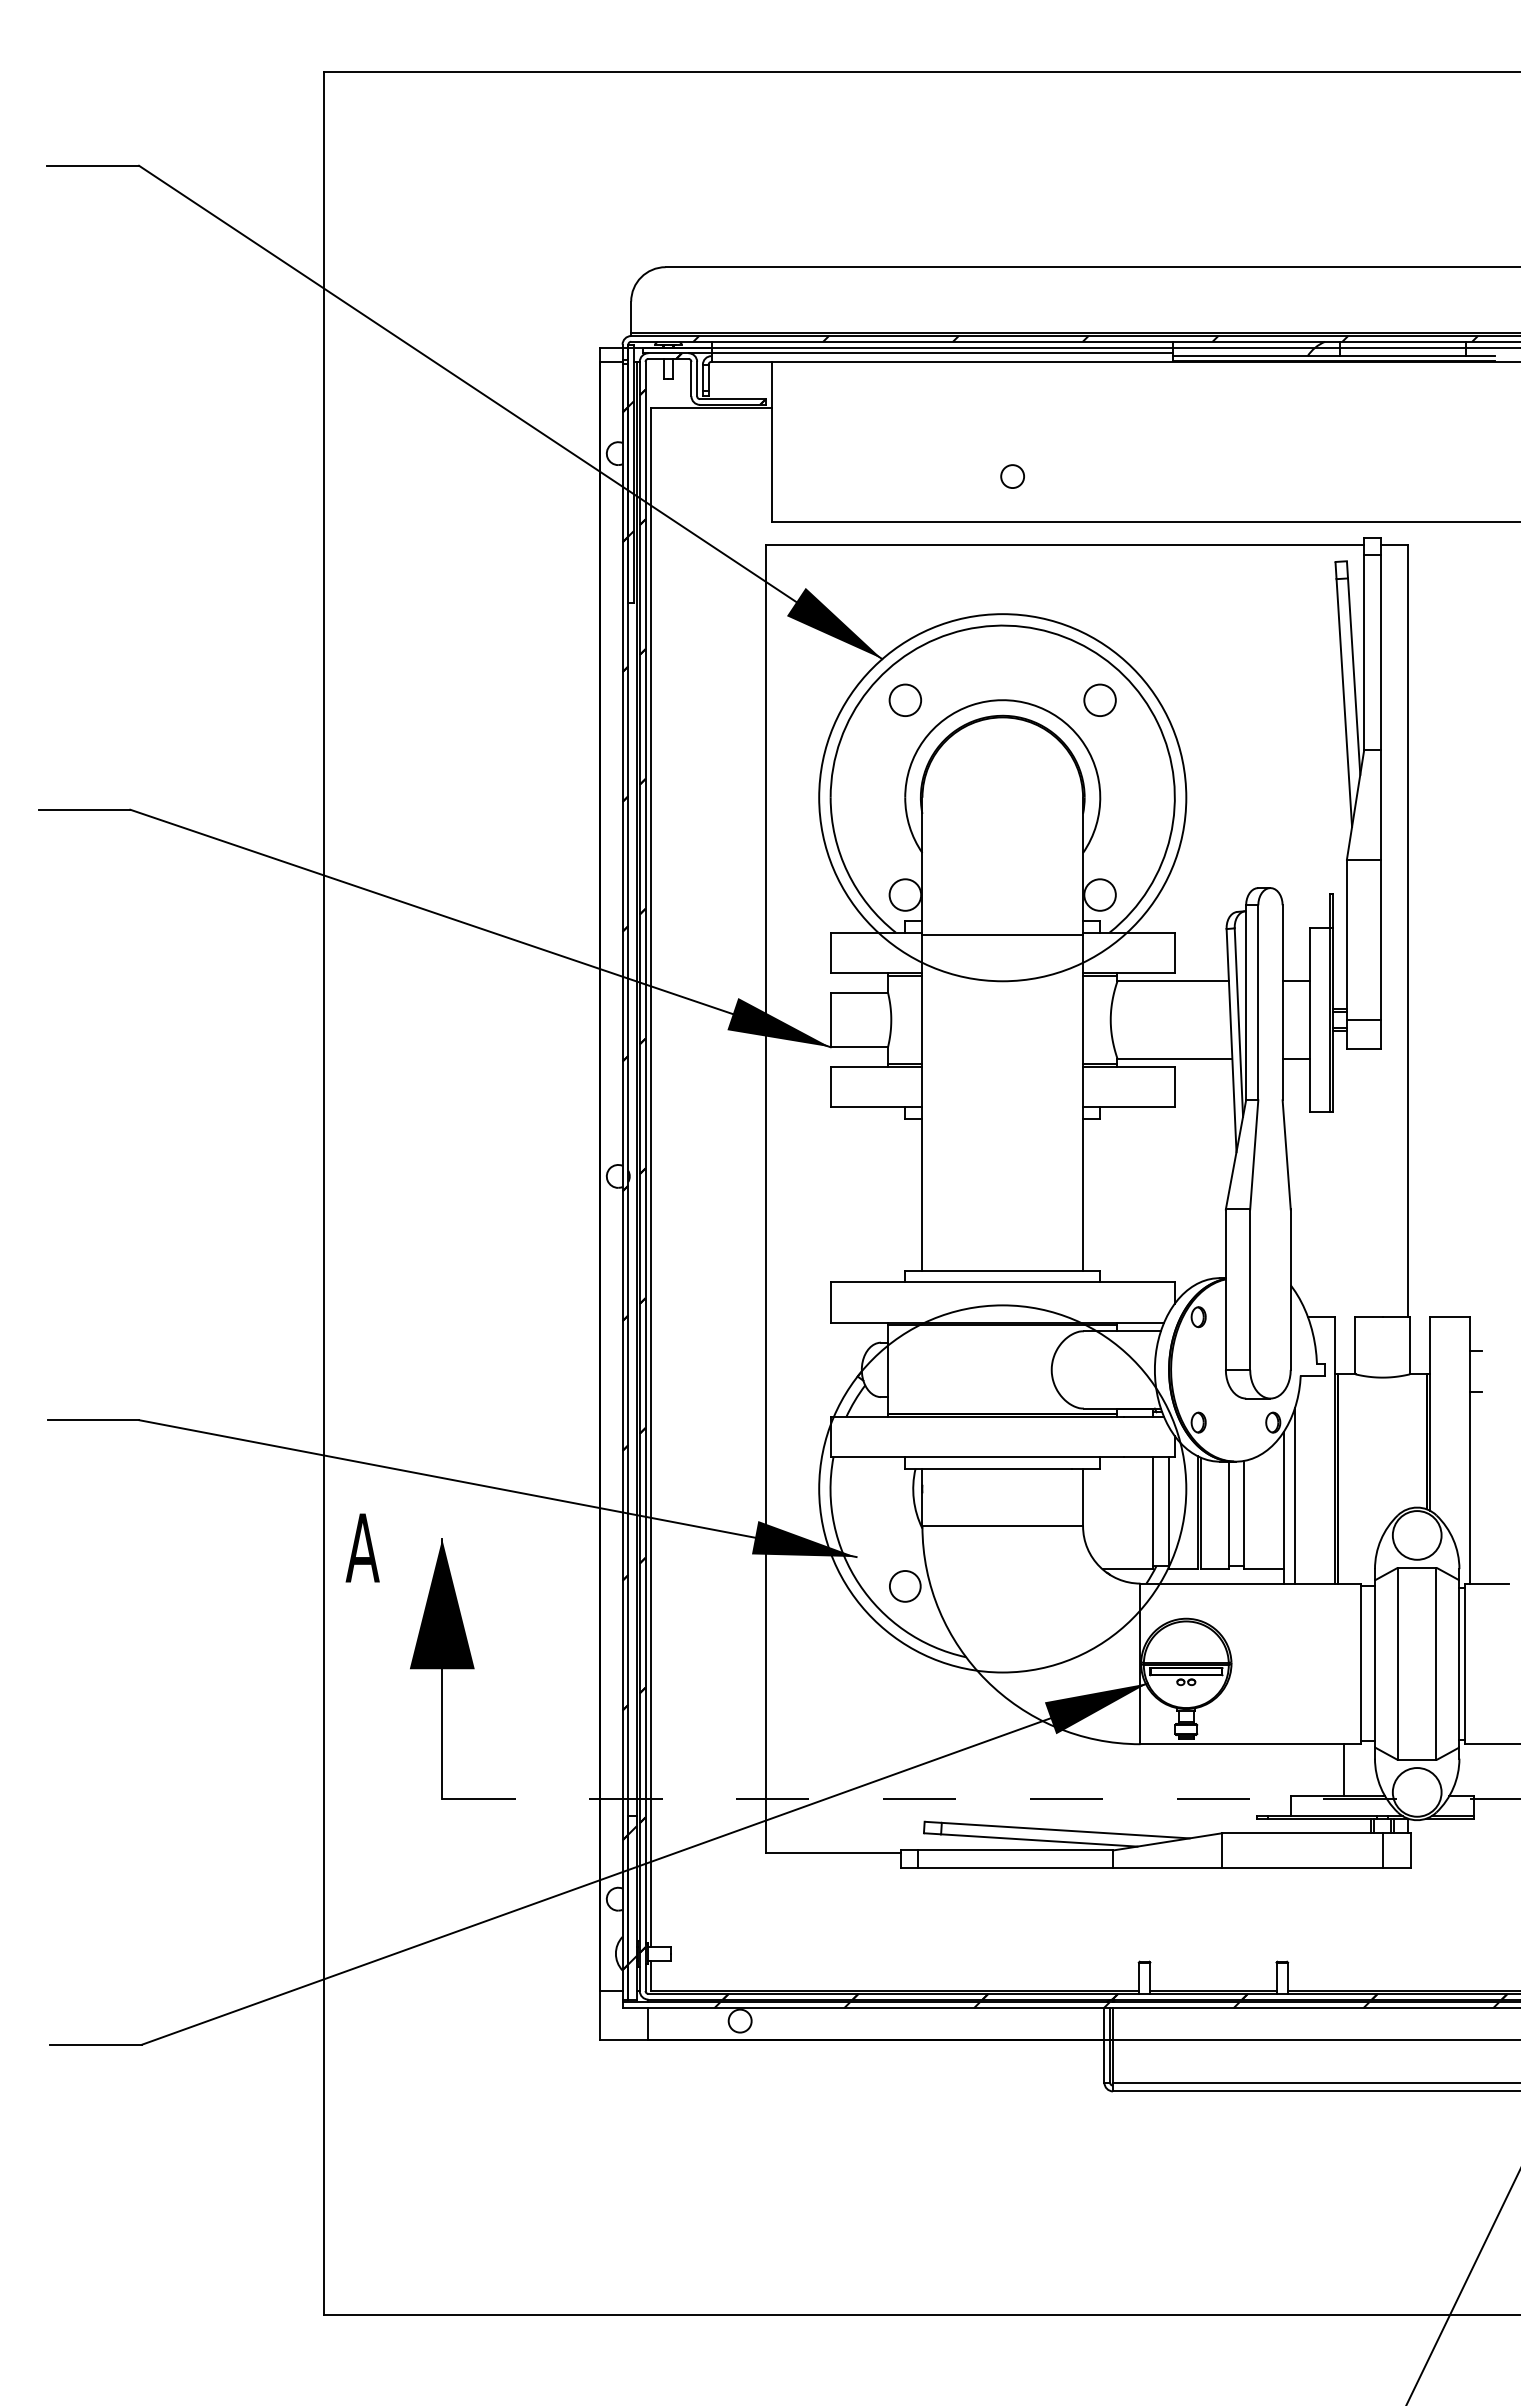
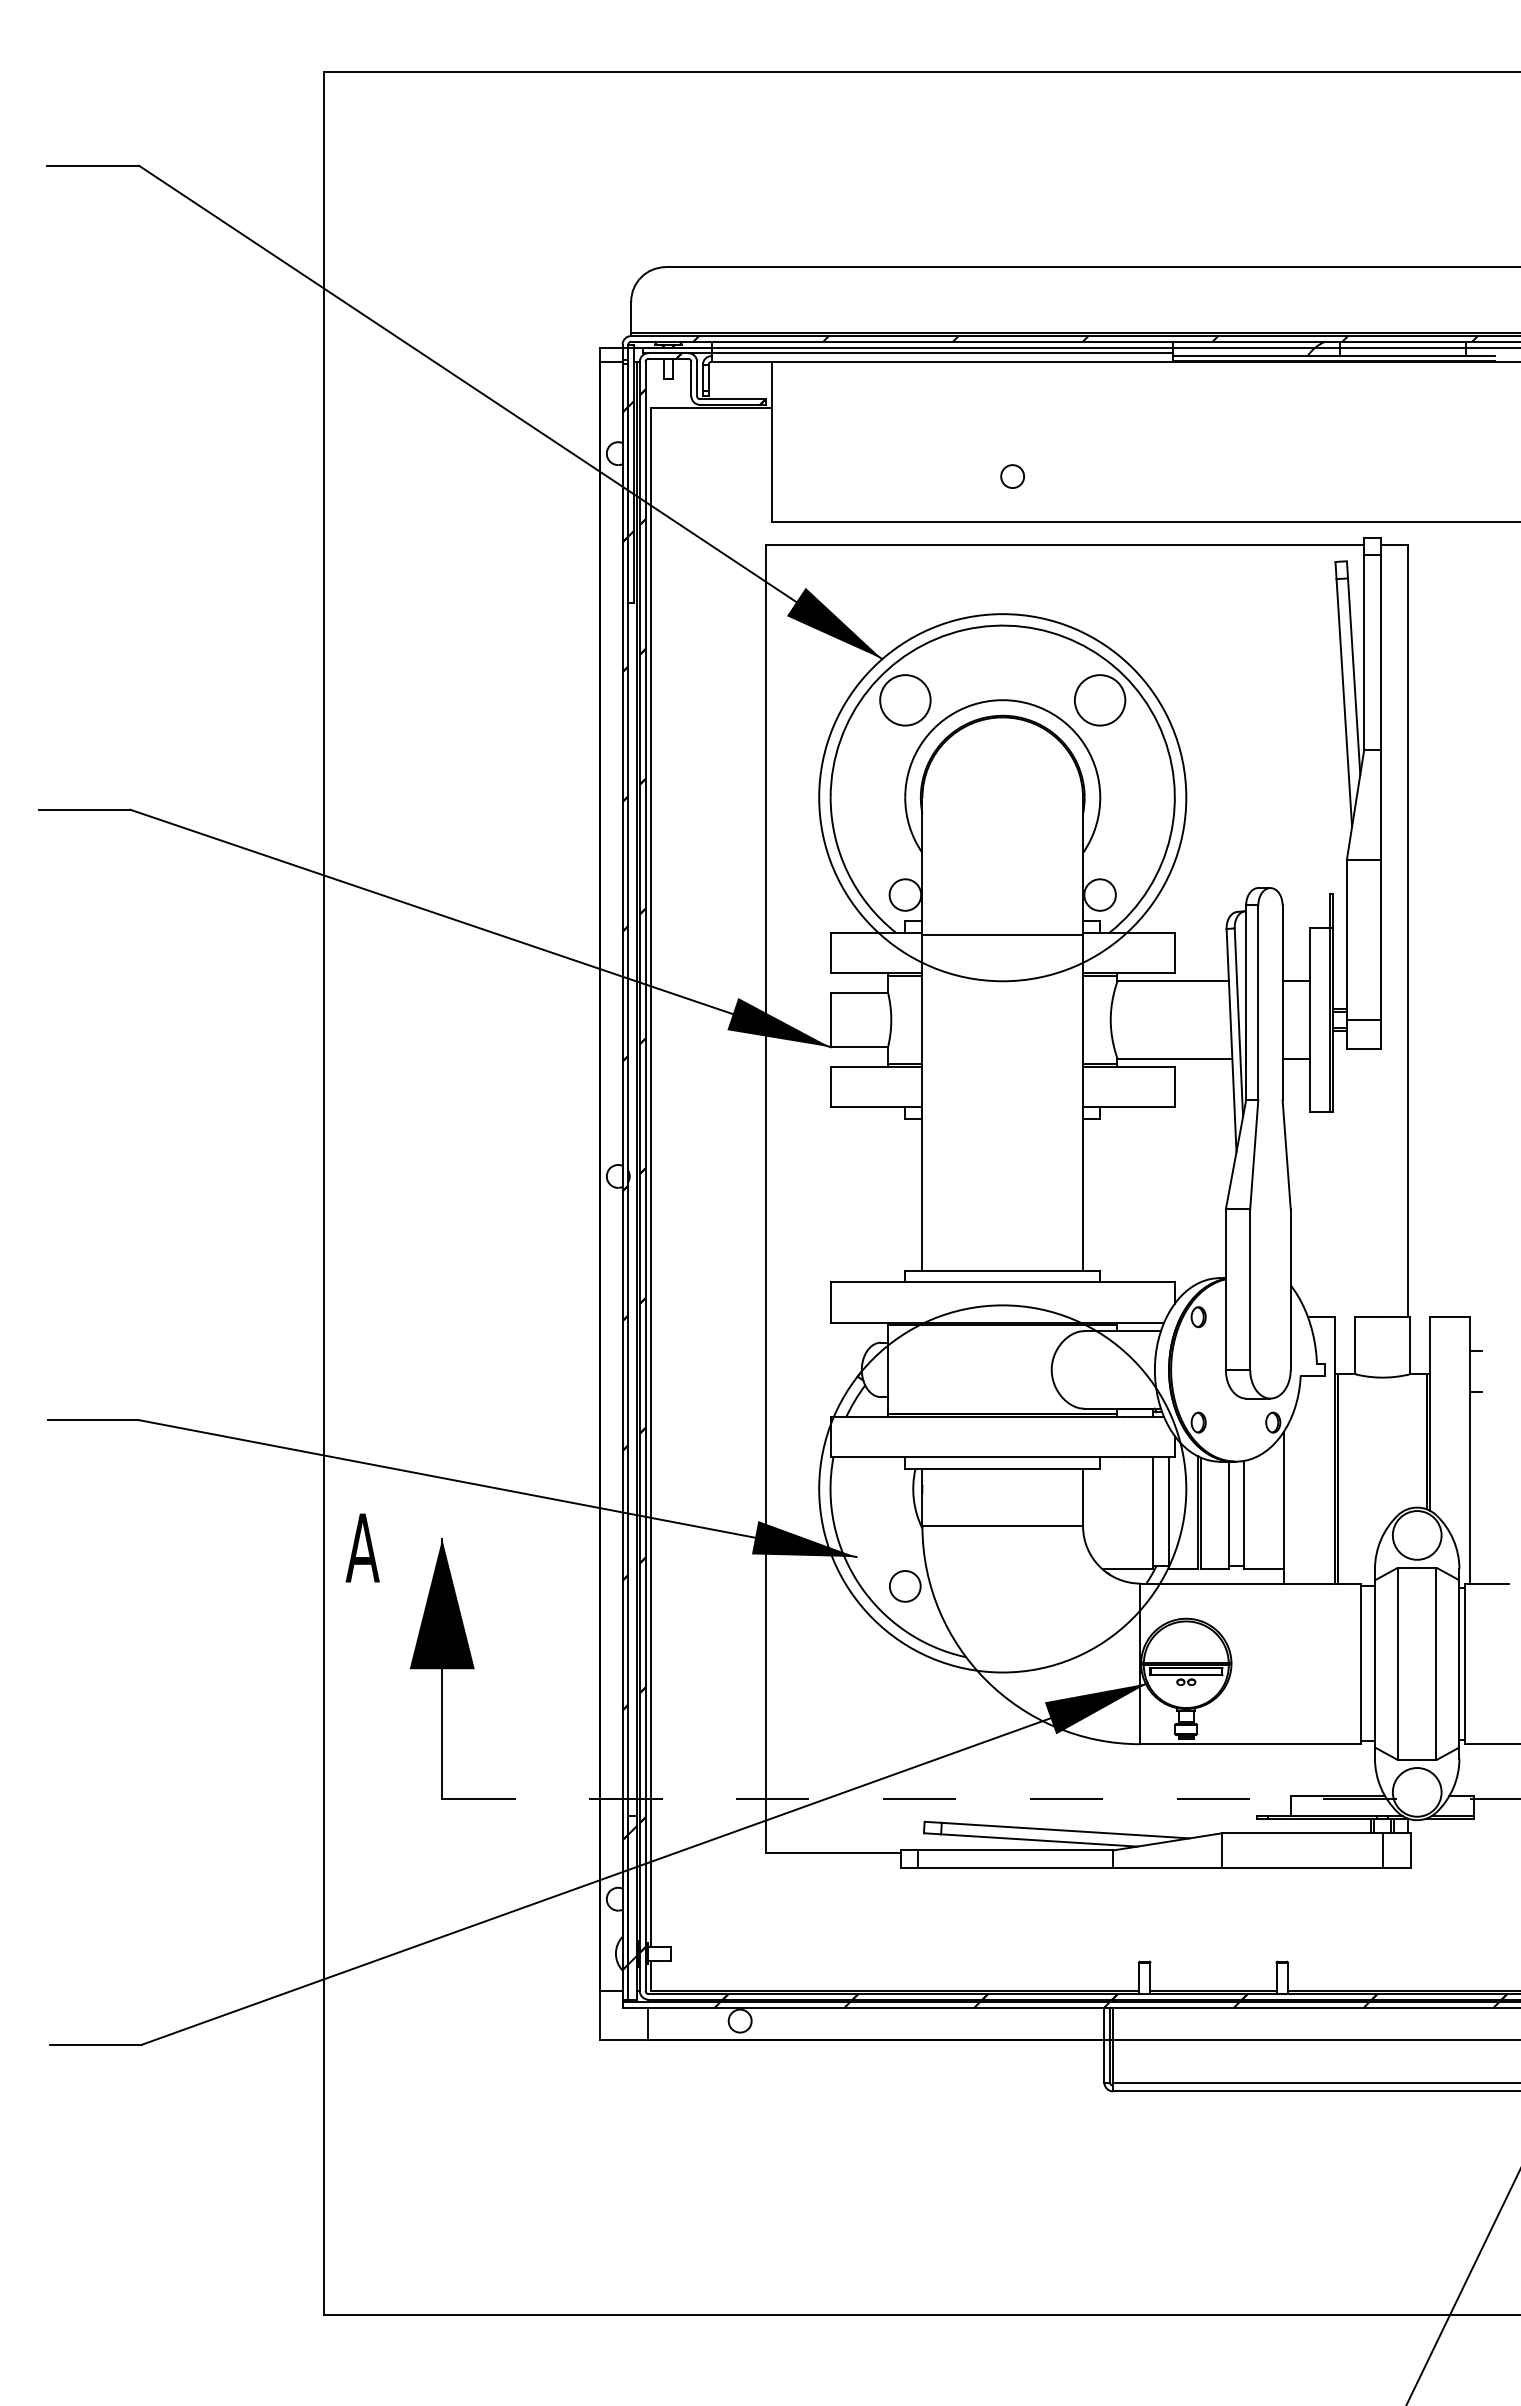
circle diameter: 32 px -> 50 px (905, 700)
circle diameter: 32 px -> 50 px (1099, 700)
line: present -> none (1295, 1495)
line: present -> none (1343, 1769)
